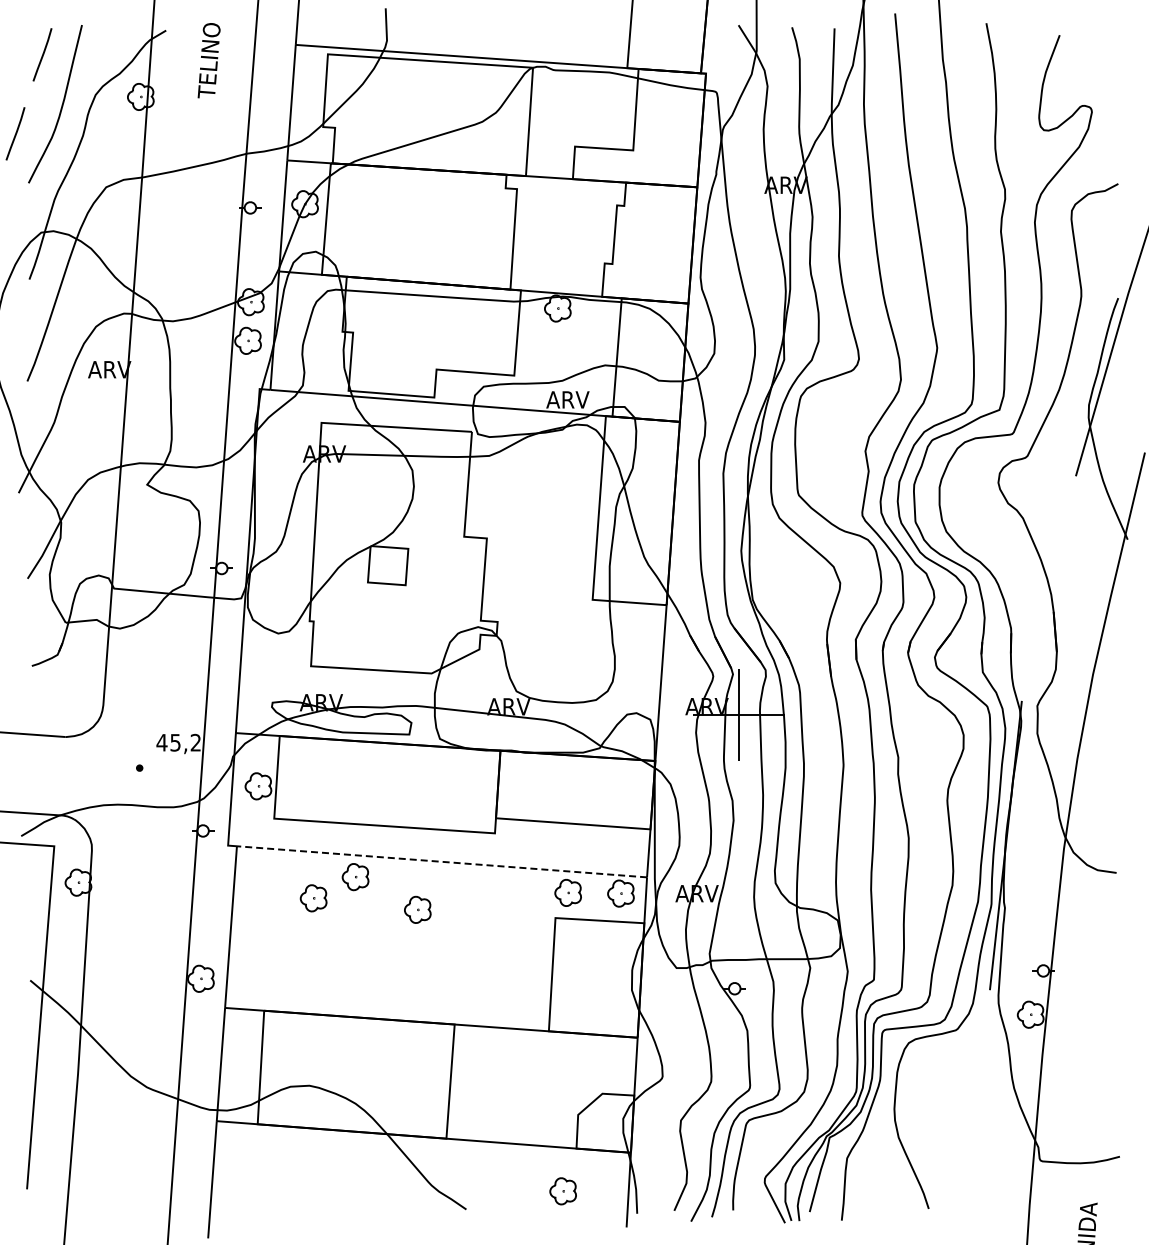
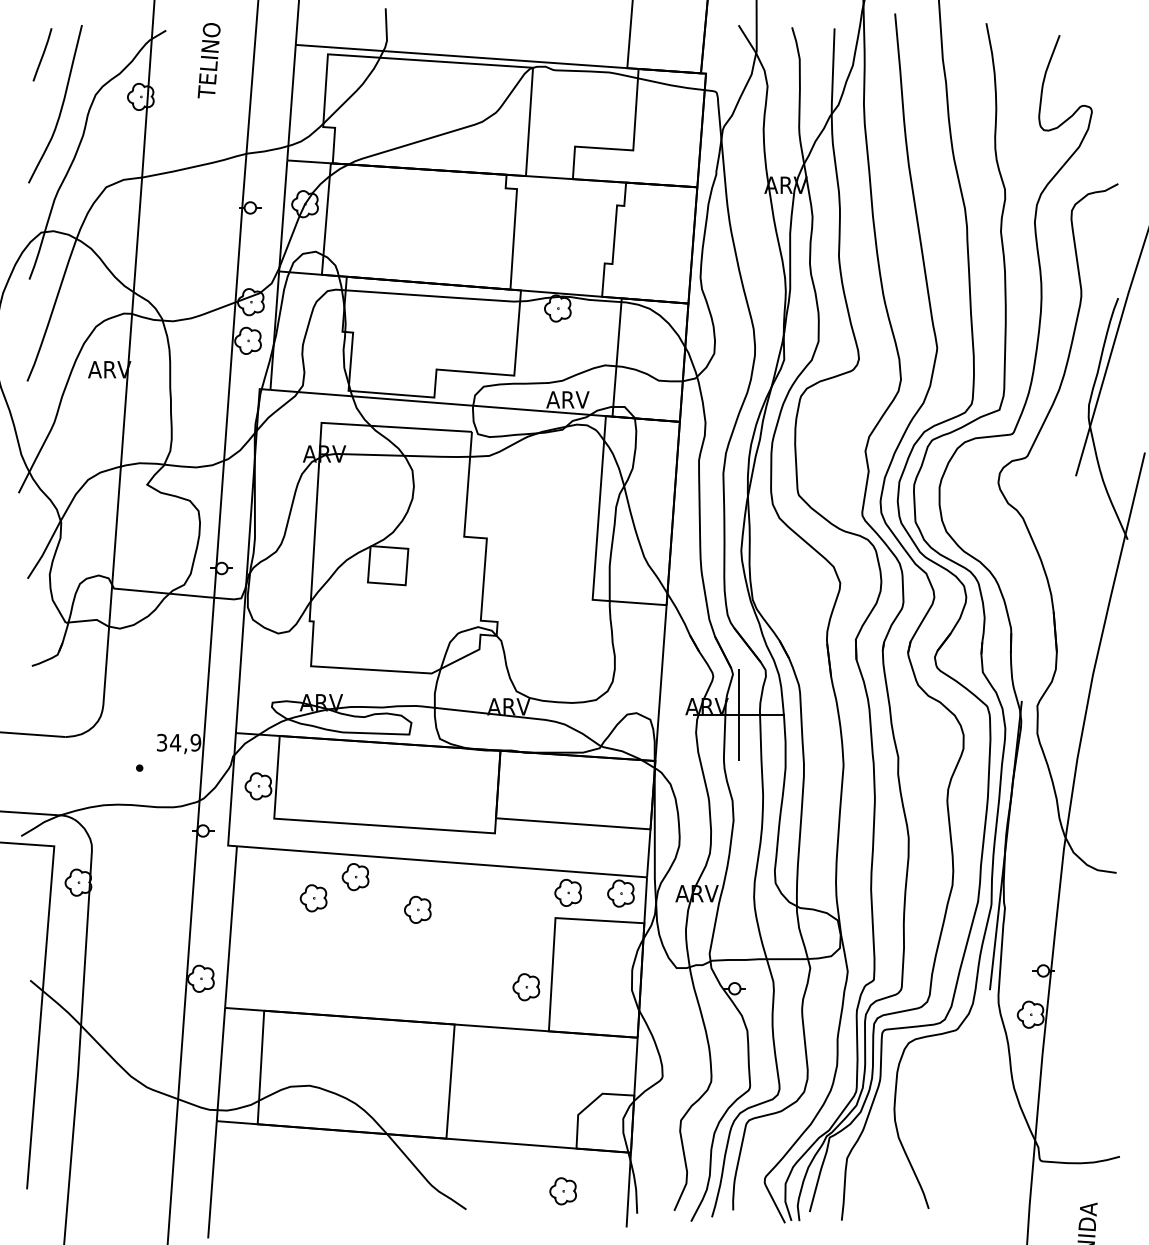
line: present -> none (15, 133)
text: 45,2 -> 34,9 (178, 742)
line: dashed -> solid (442, 861)
part: none -> present (526, 987)
